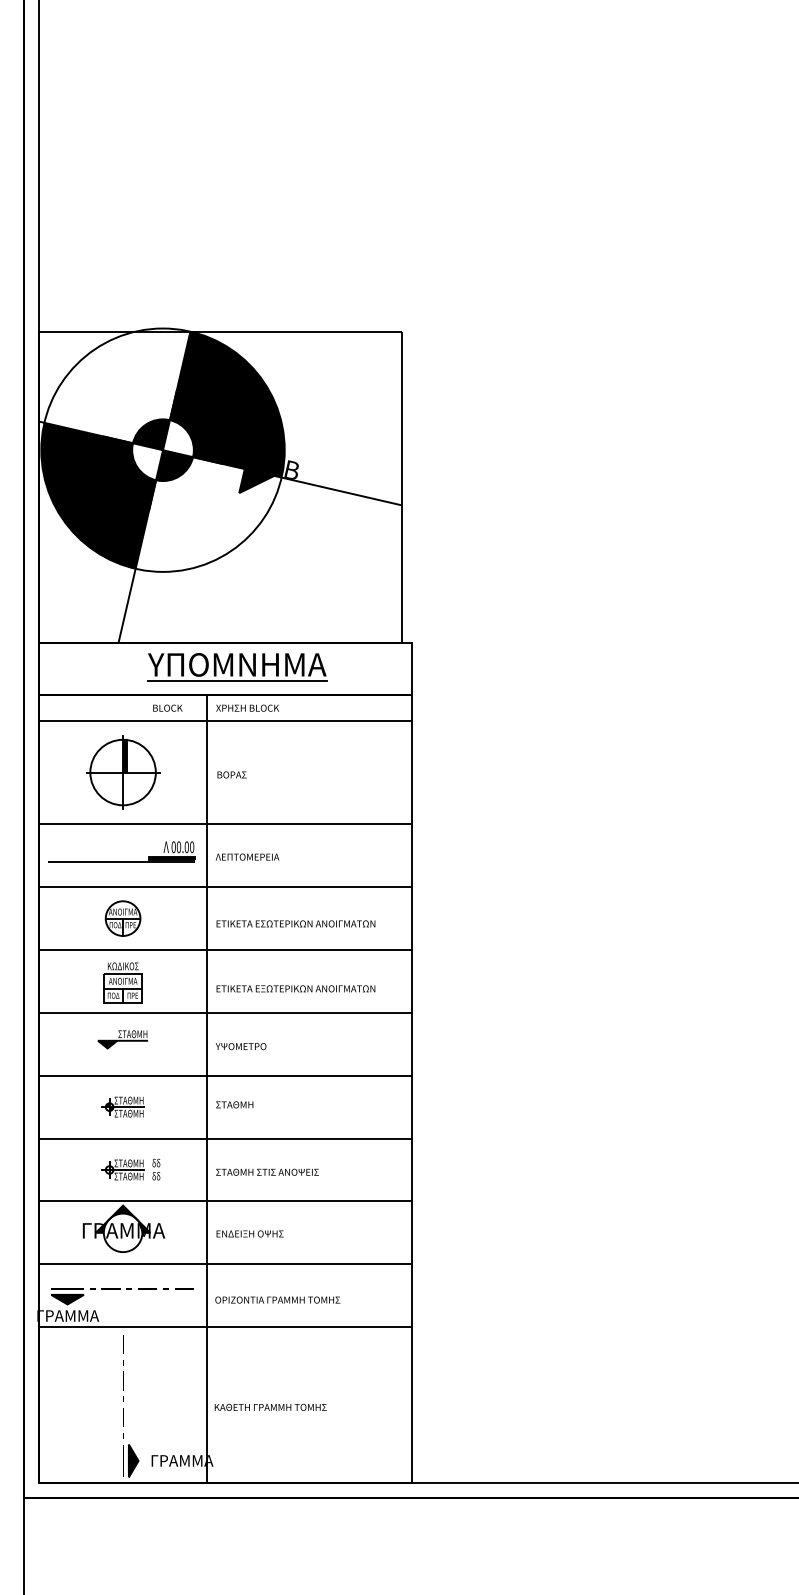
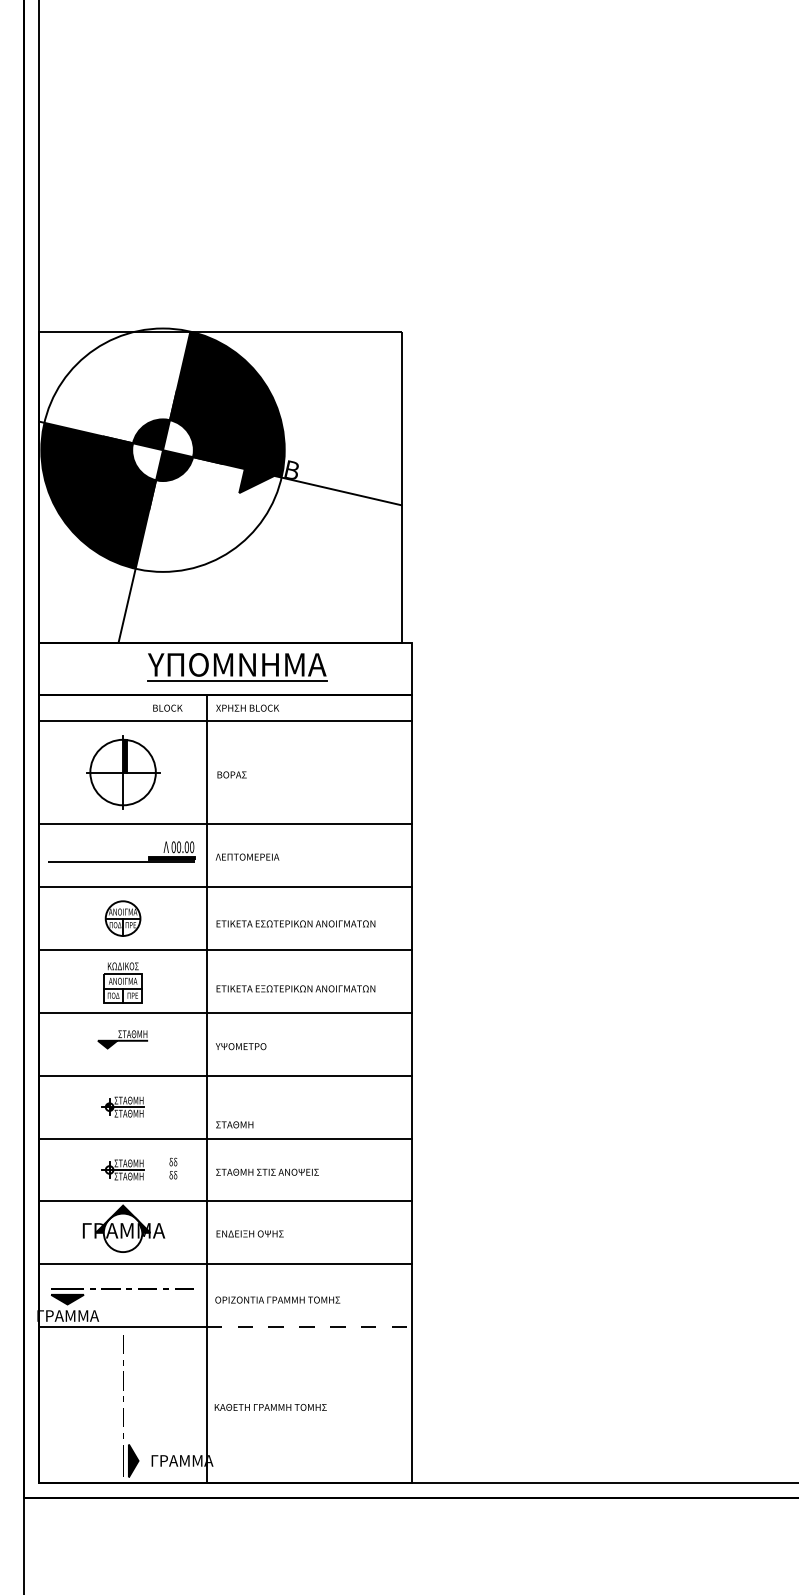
text position: (234, 1104) -> (234, 1124) (234, 1124)
text position: (156, 1169) -> (173, 1168) (173, 1168)
line: solid -> dashed (309, 1327)
